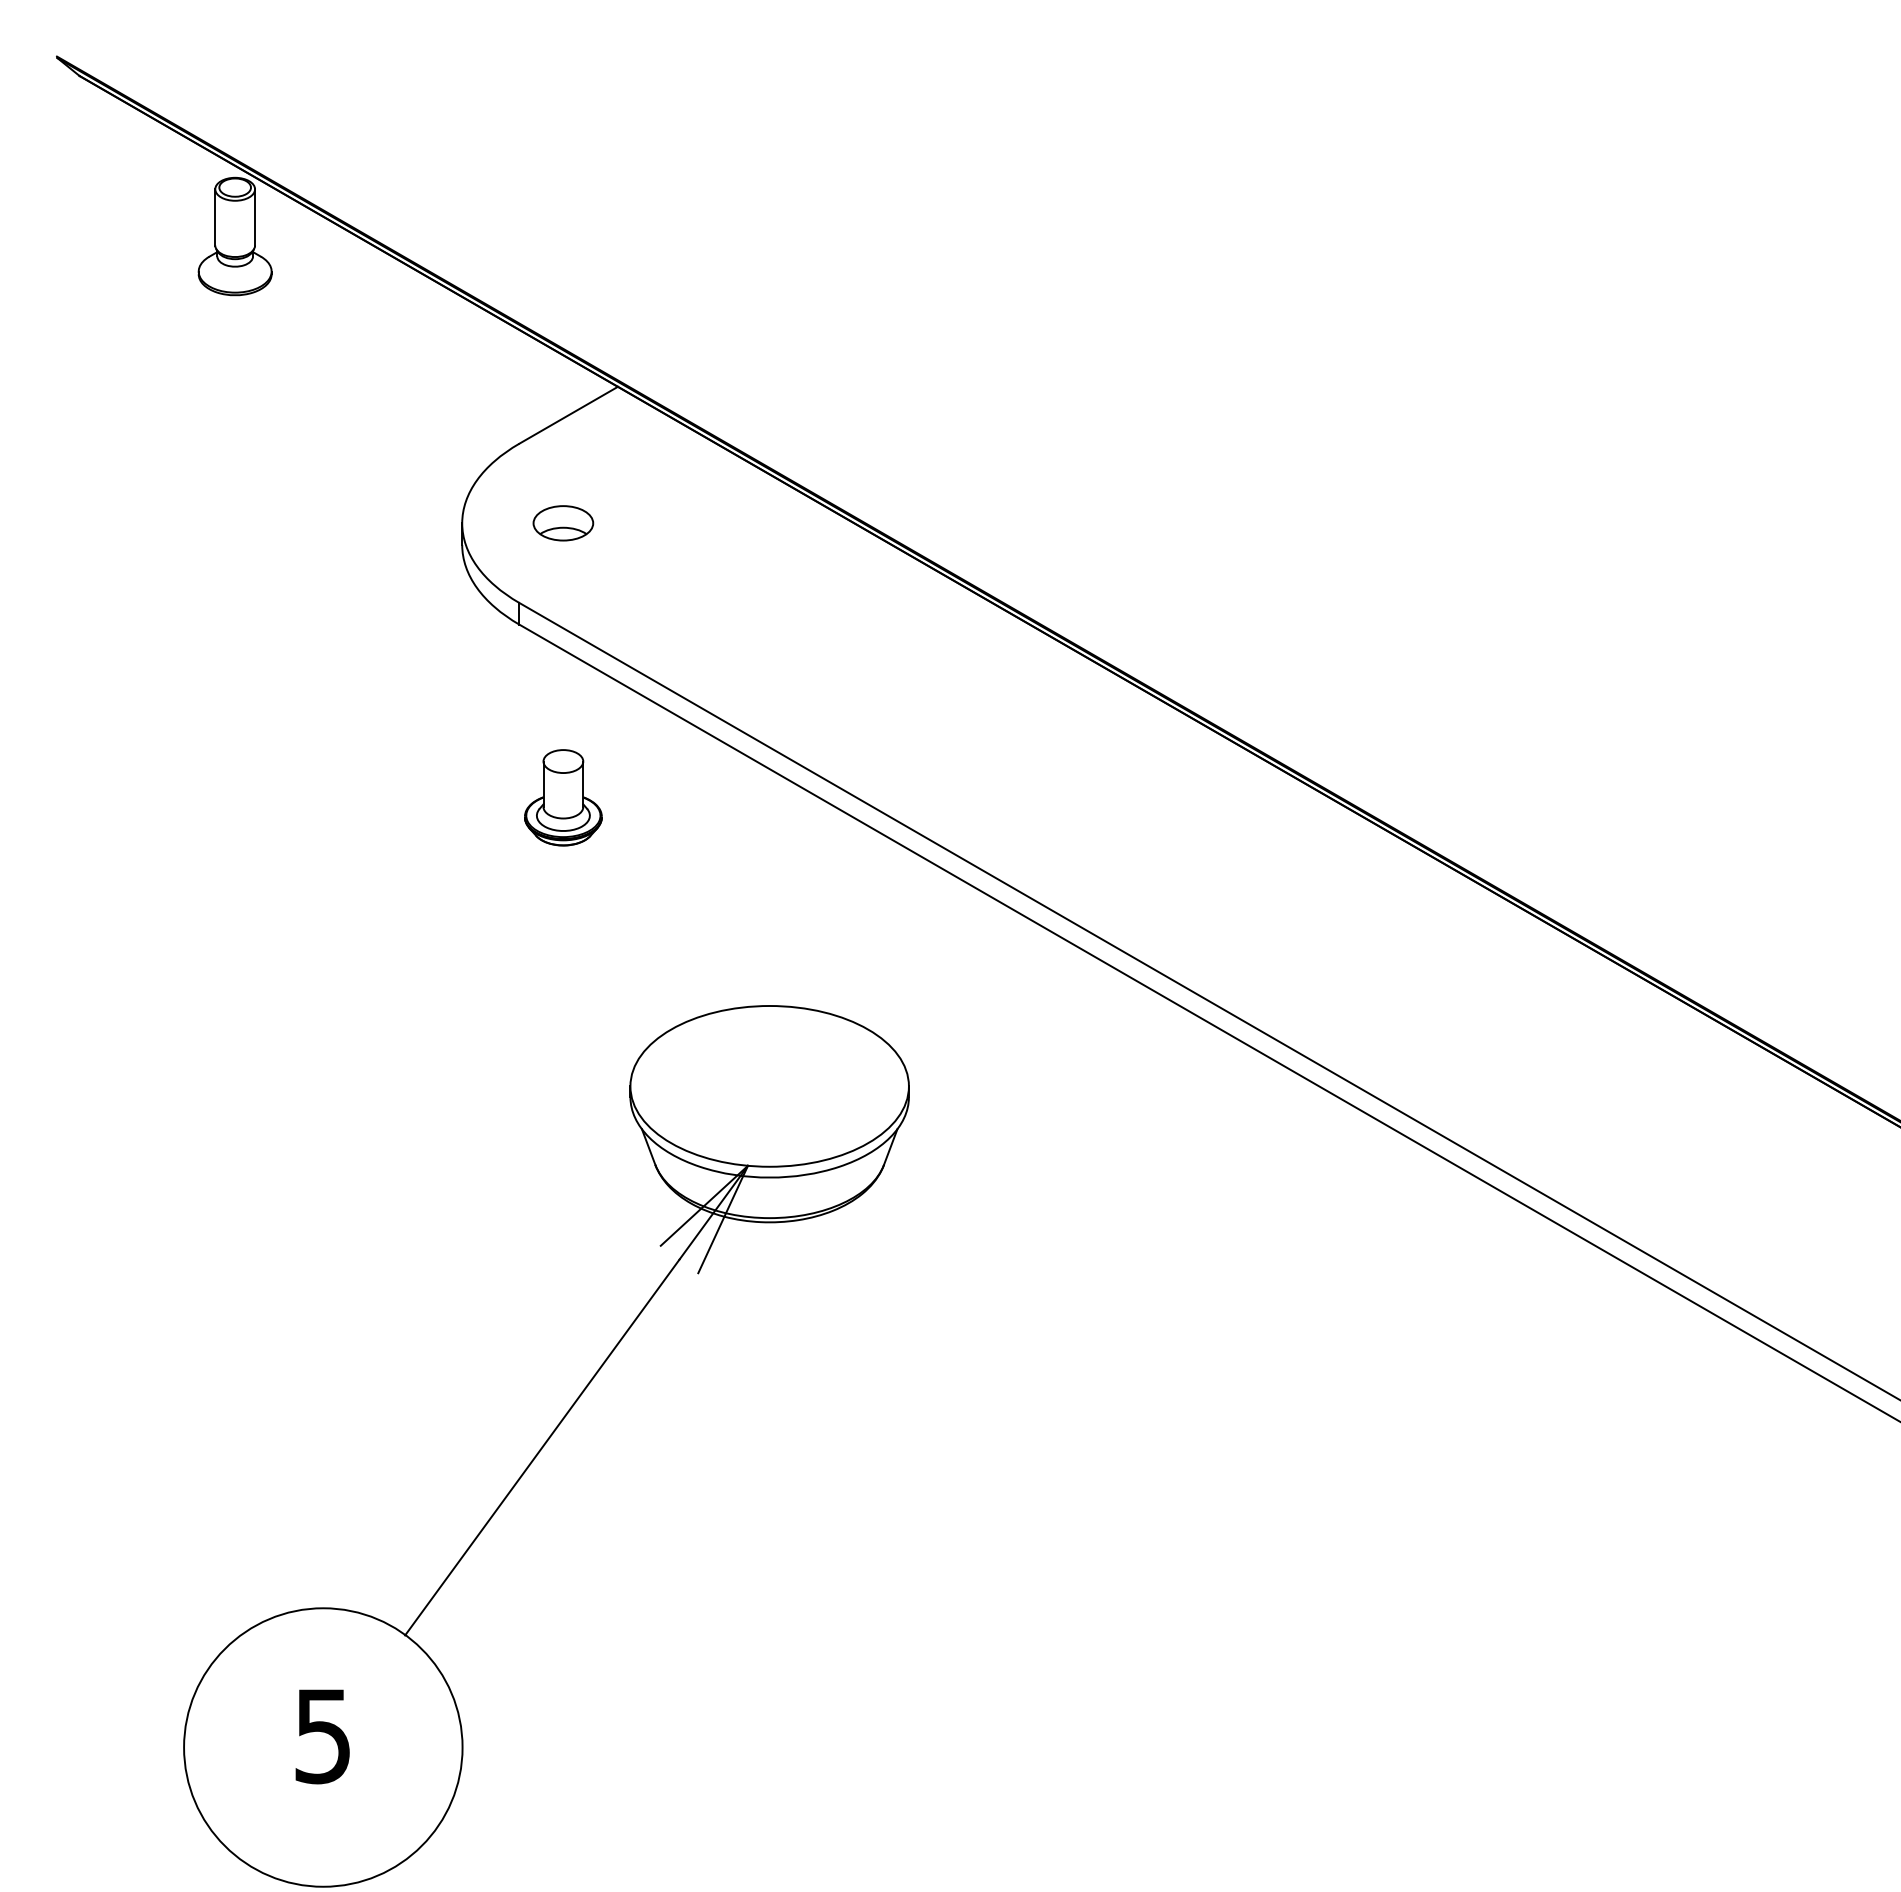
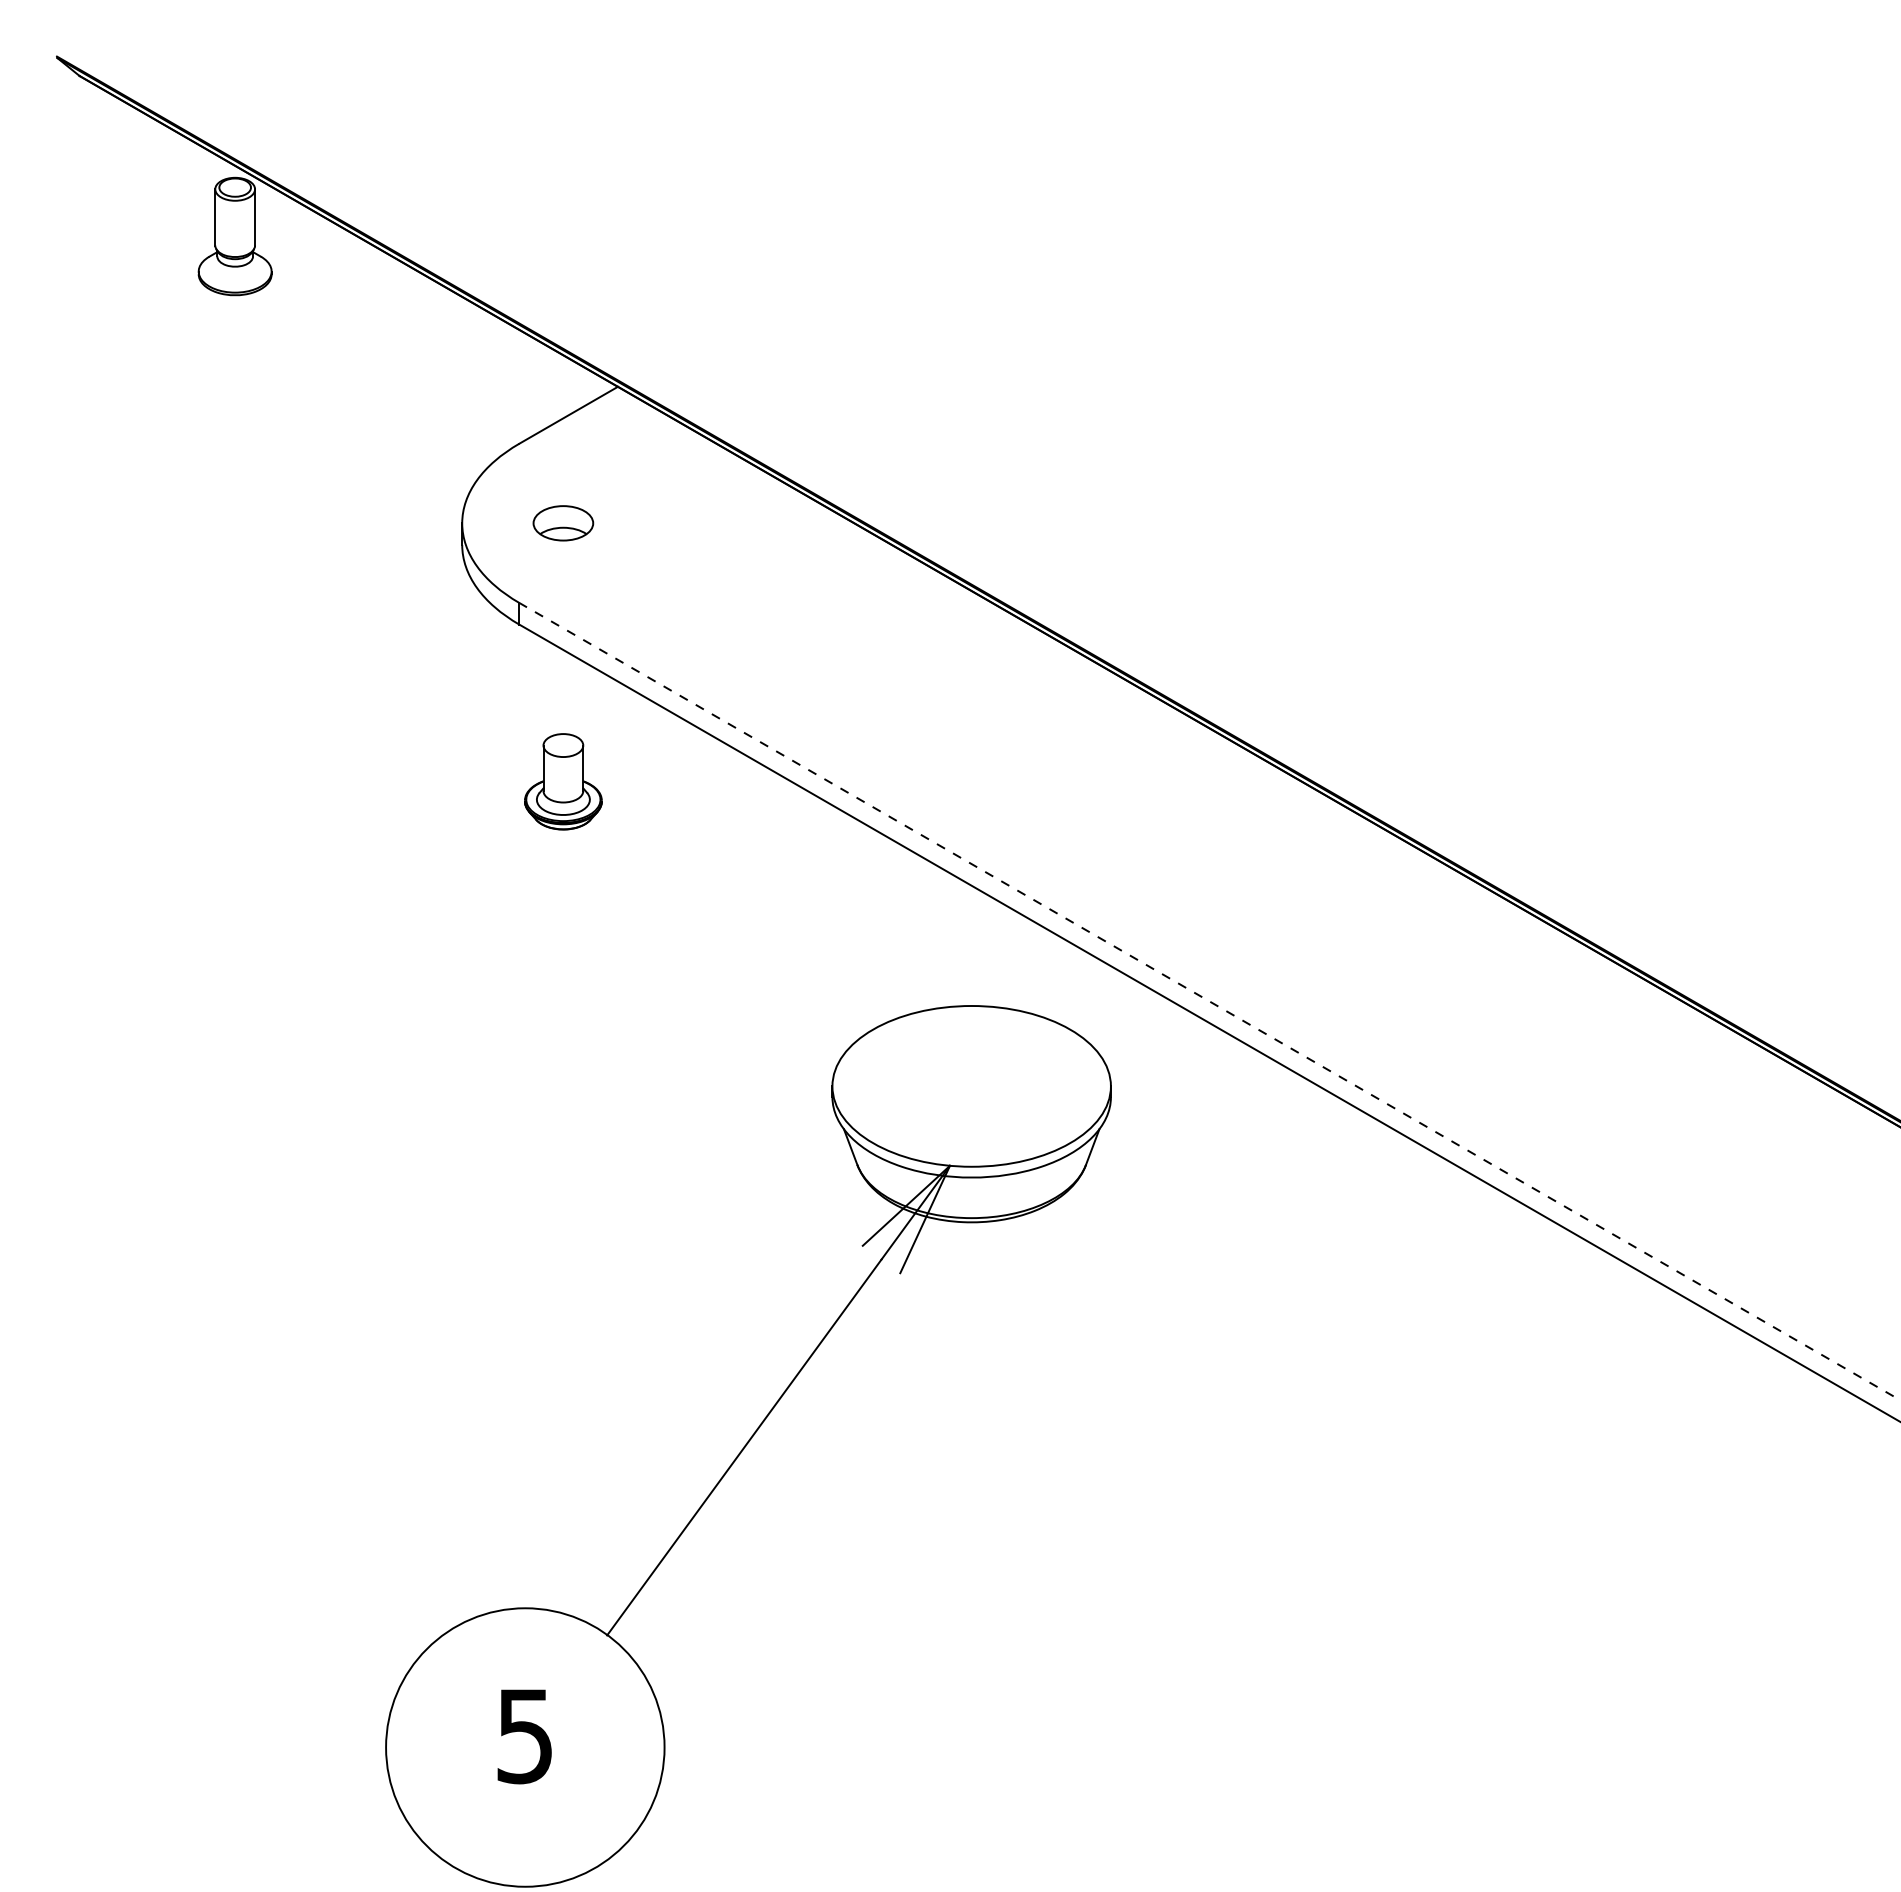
part position: (563, 797) -> (563, 781) (563, 781)
line: solid -> dashed (1209, 1001)
part position: (546, 1446) -> (748, 1446) (748, 1446)
